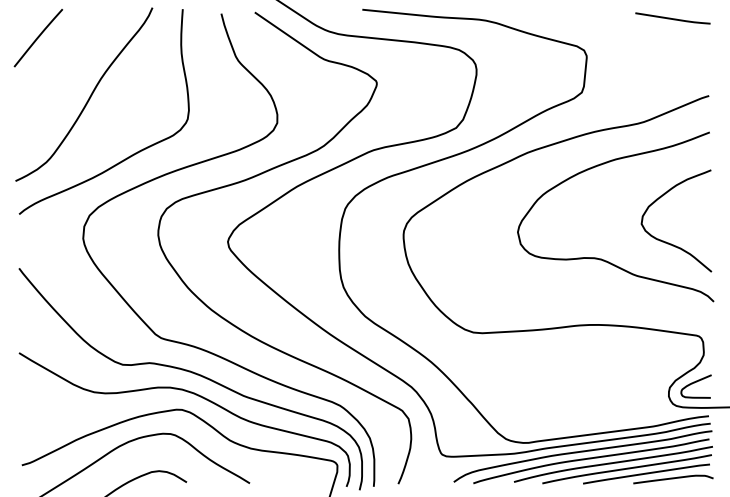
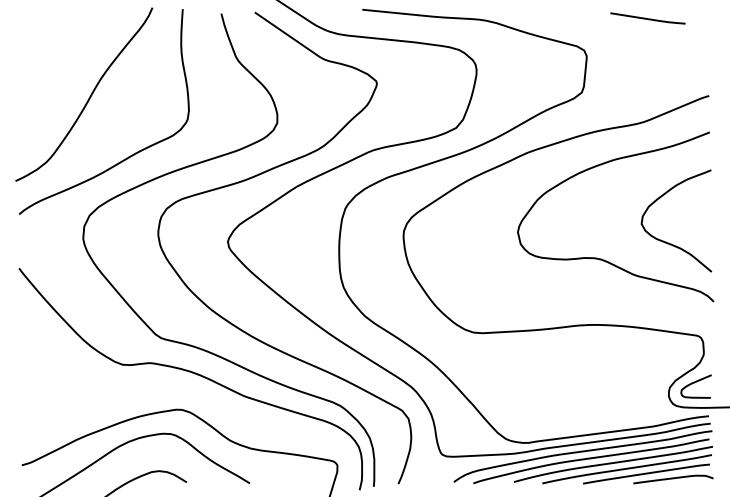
line position: (672, 18) -> (647, 18) (647, 18)
line: present -> none (38, 38)
curve: present -> none (195, 395)
